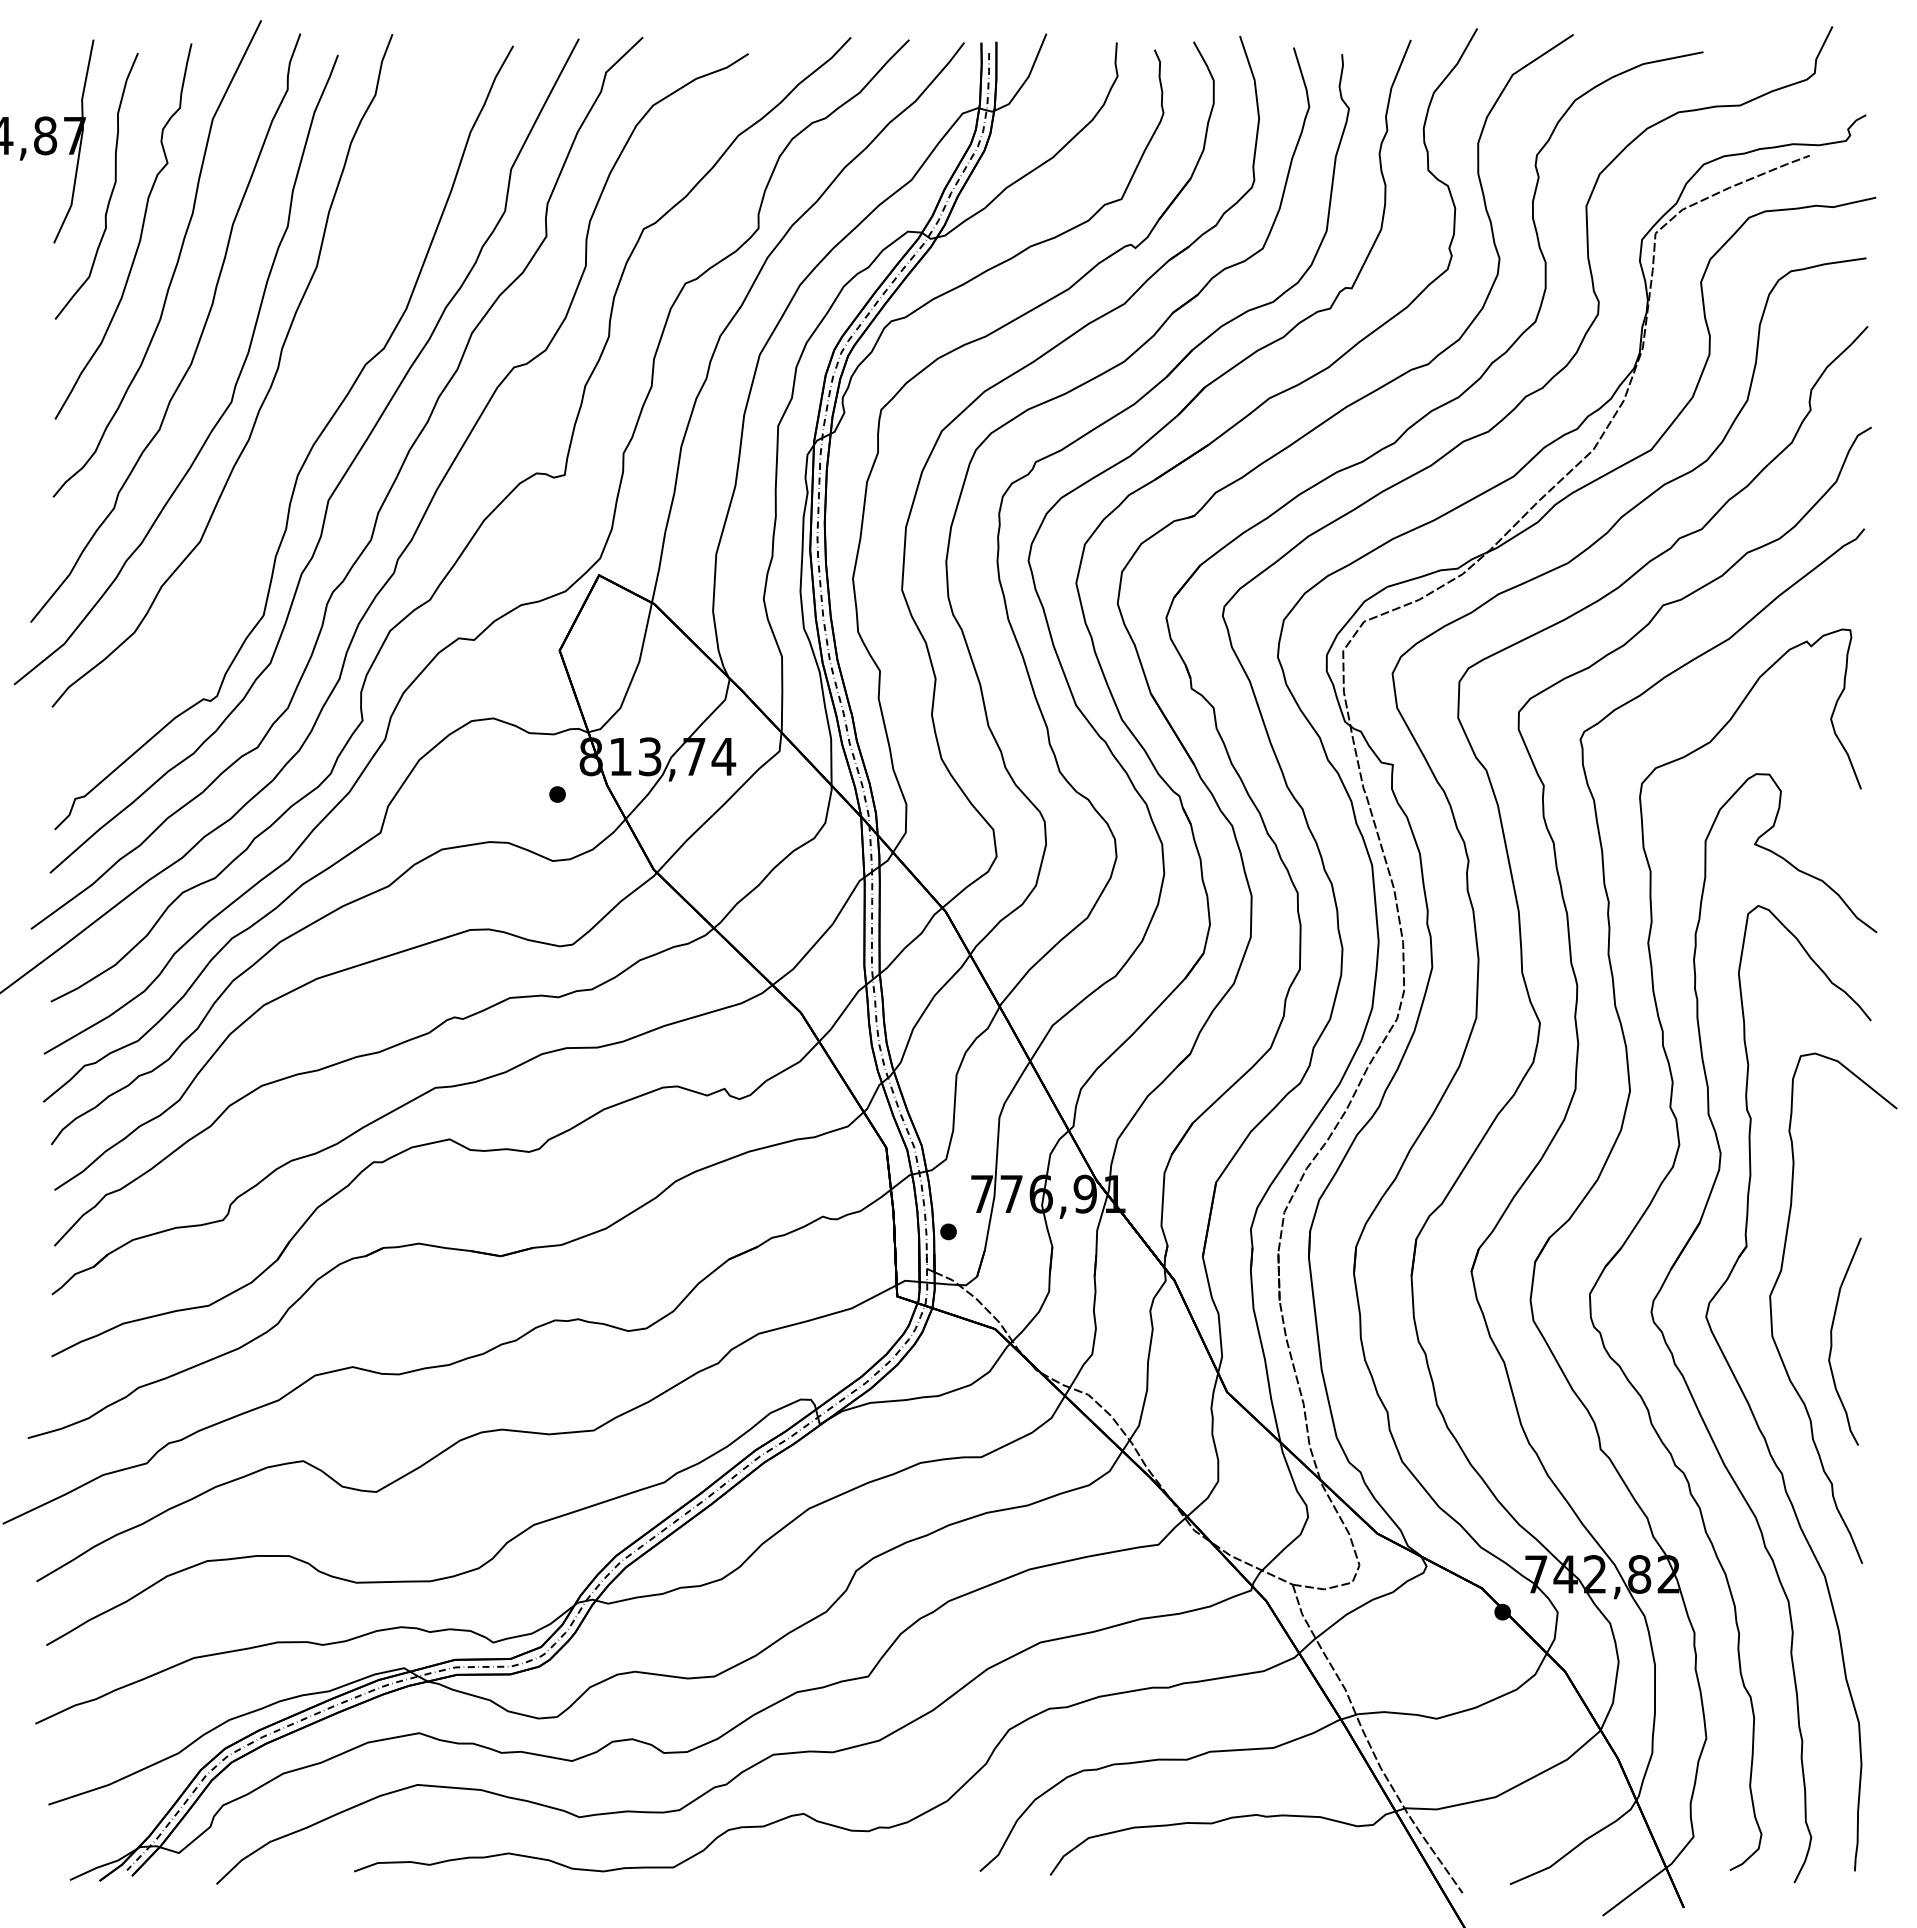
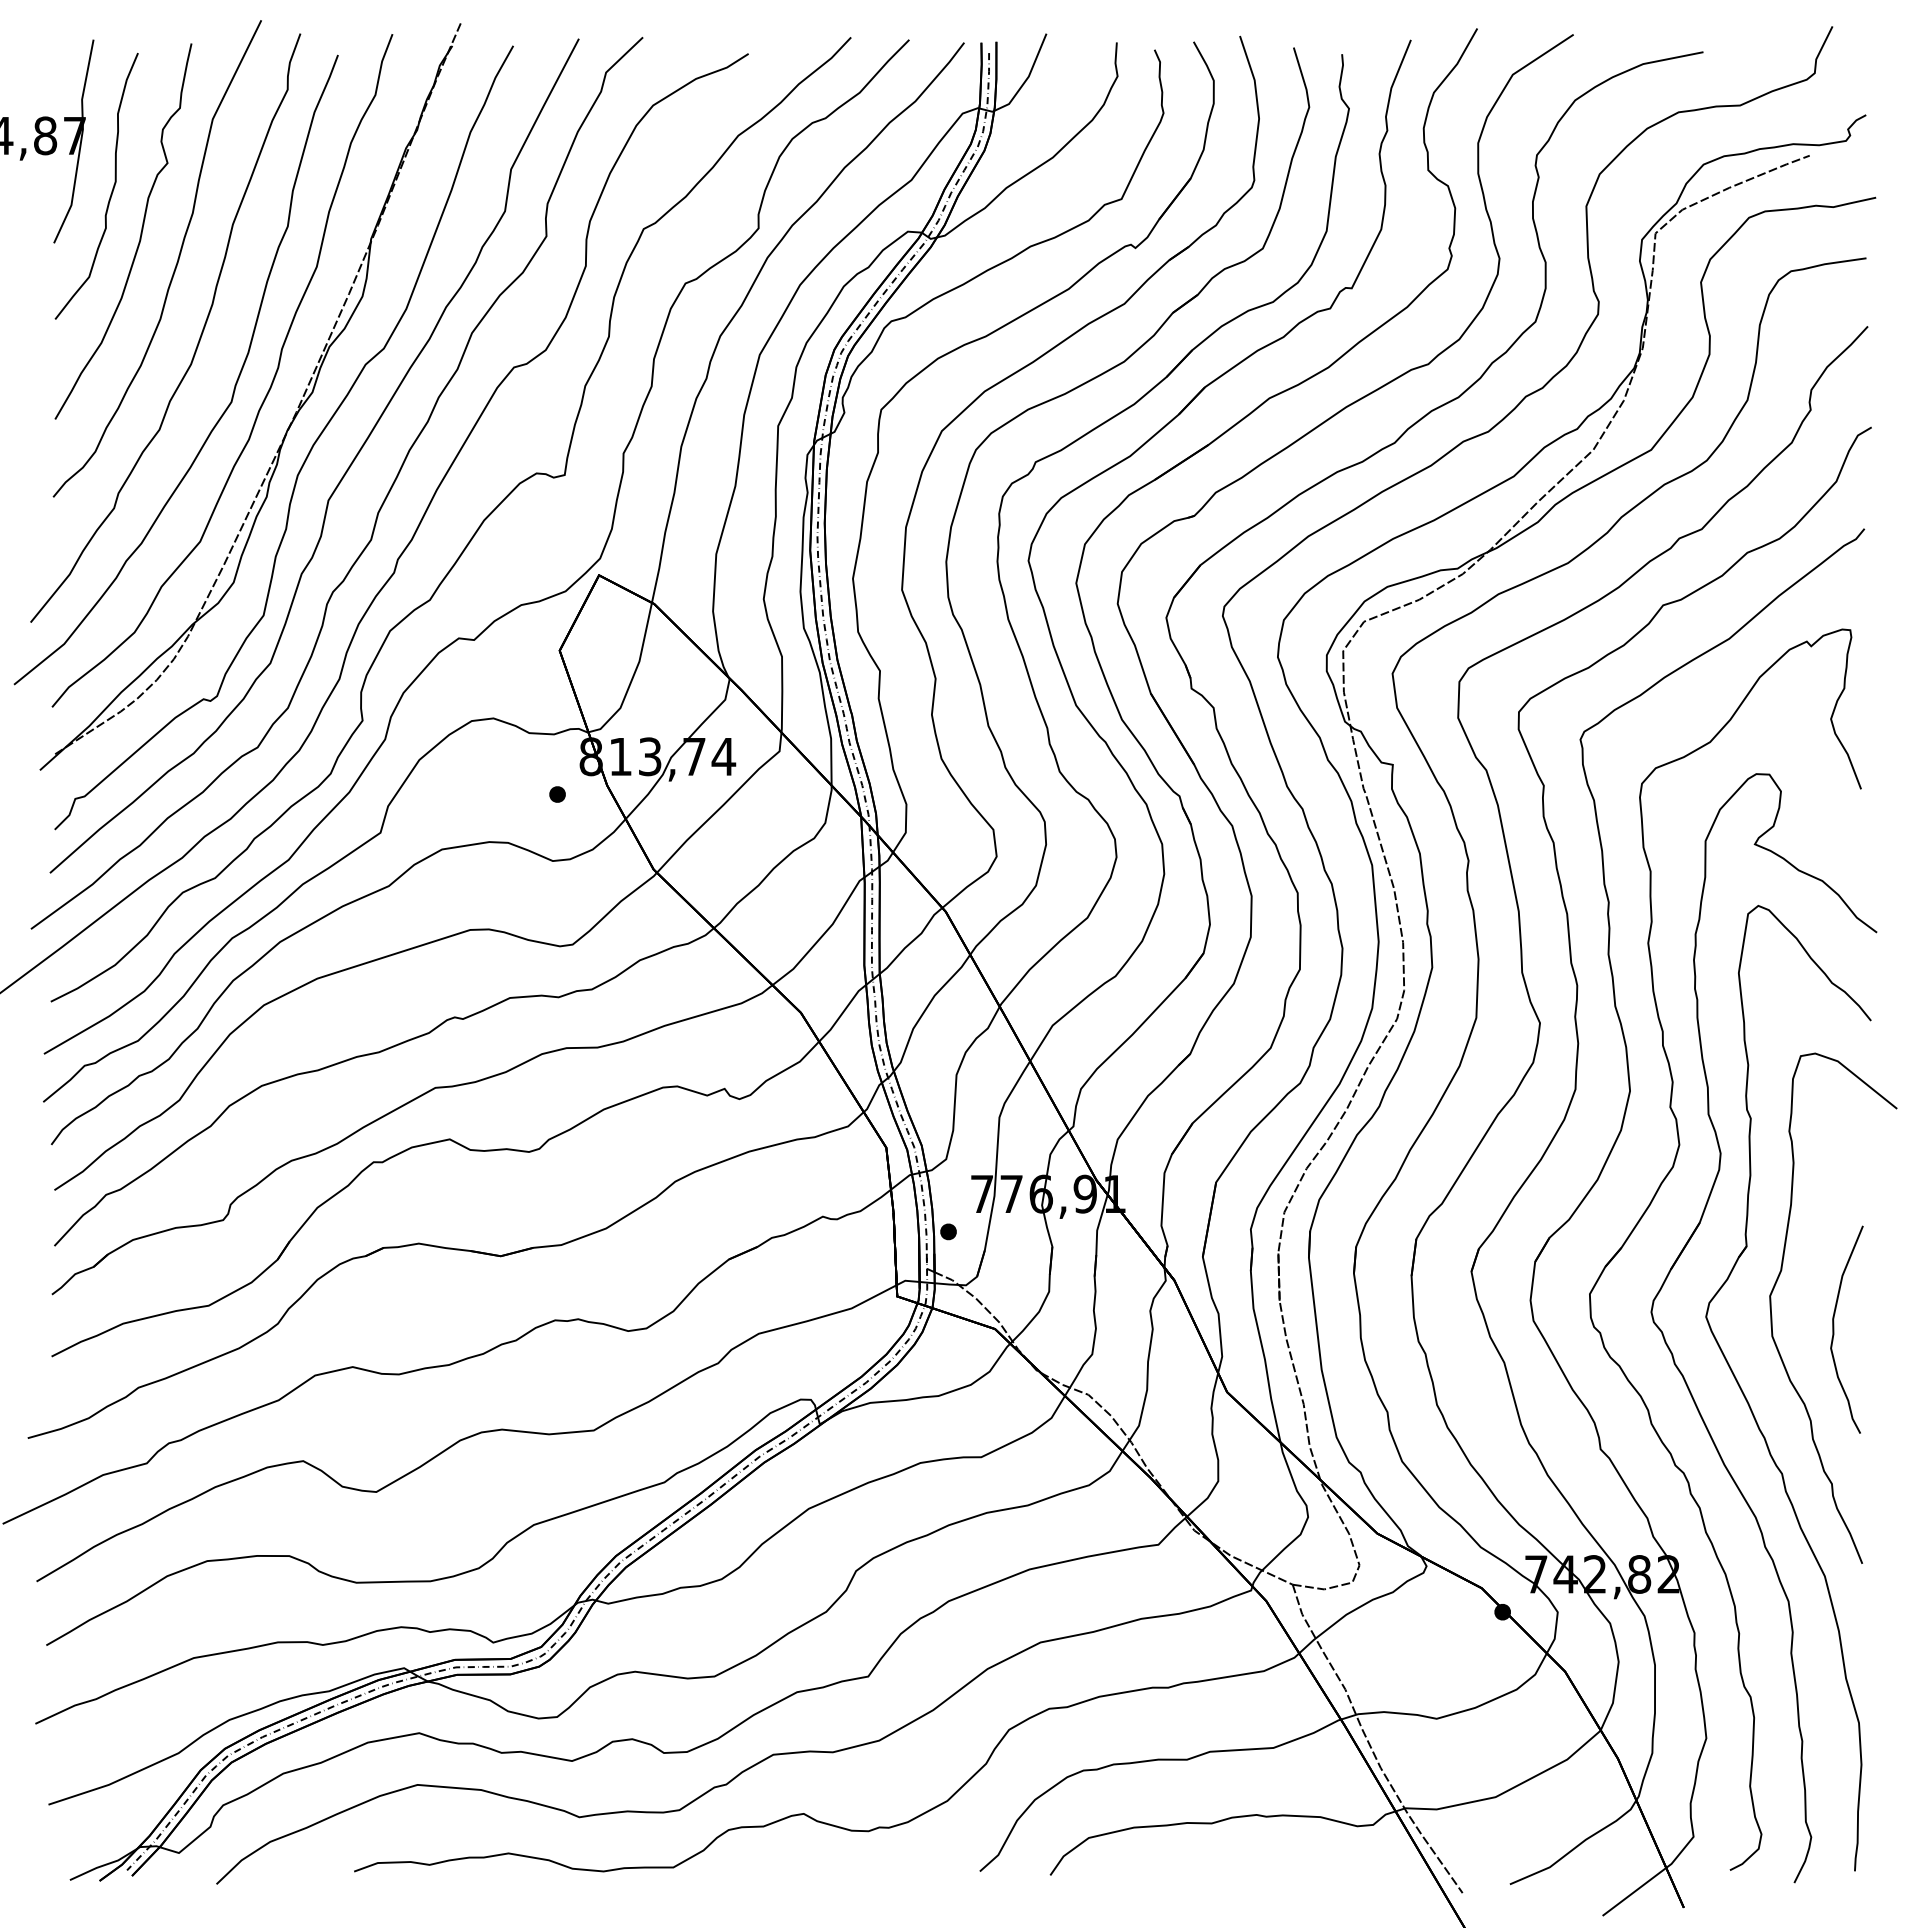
part: none -> present (294, 413)
curve position: (1832, 1341) -> (1834, 1329) (1834, 1329)
